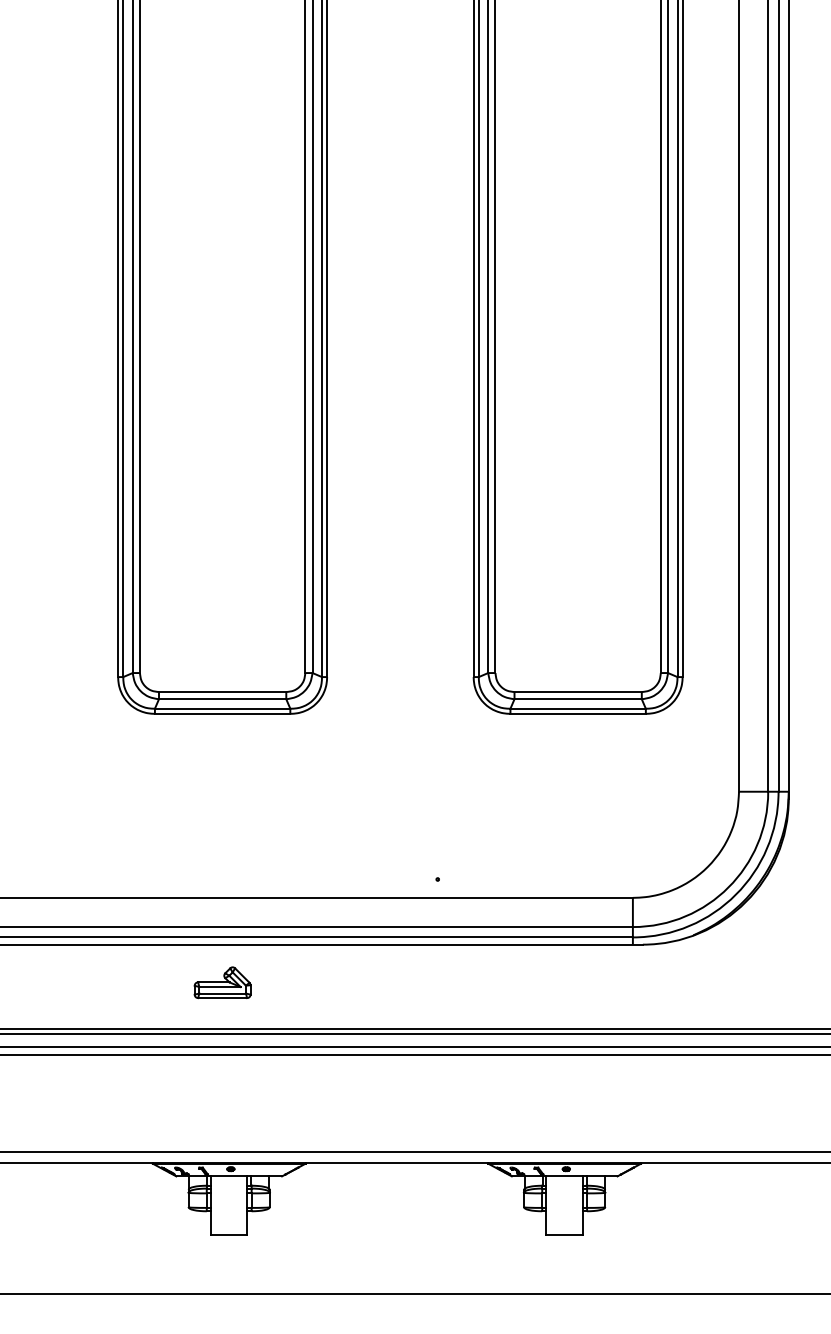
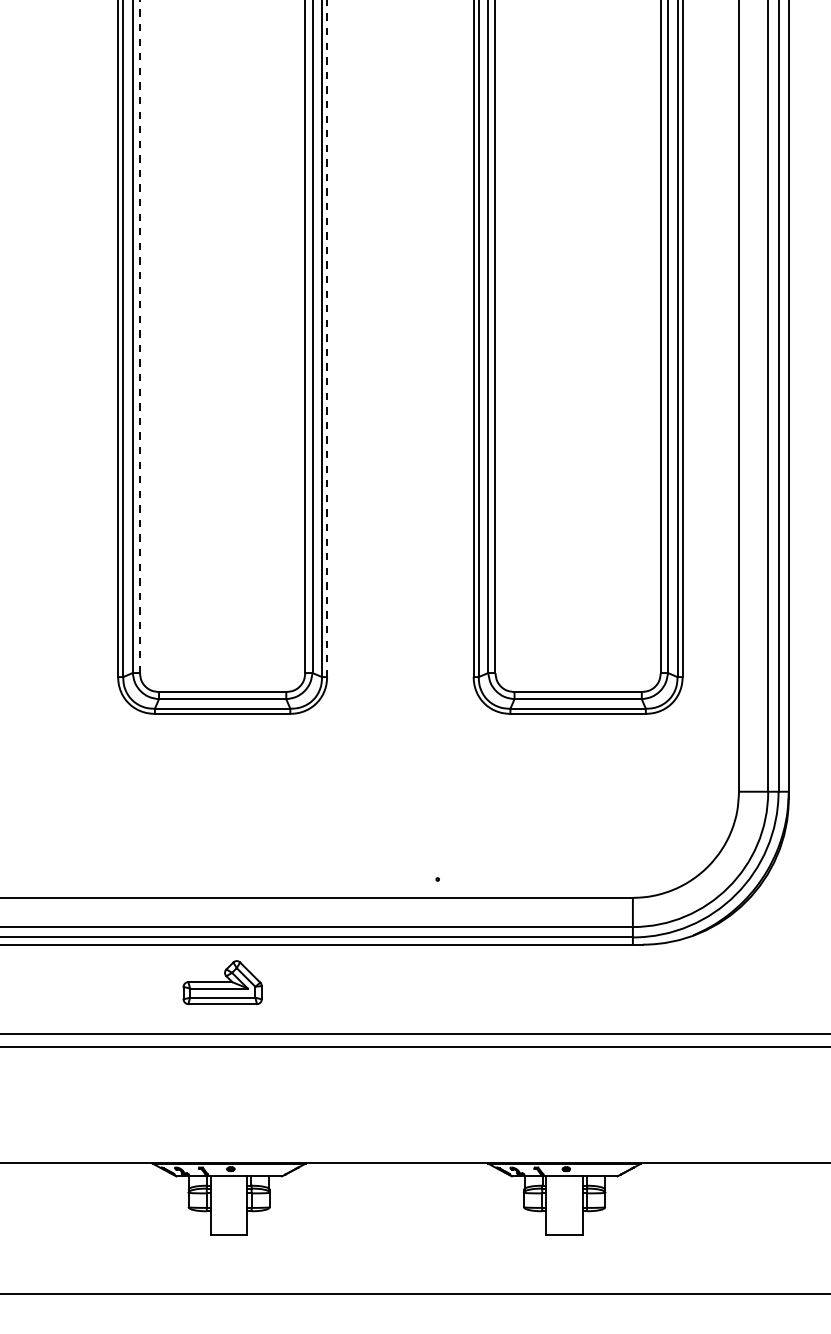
line: solid -> dashed (139, 336)
line: solid -> dashed (327, 338)
part size: 59x34 px -> 81x46 px (222, 982)
line: present -> none (414, 1029)
line: present -> none (414, 1055)
line: present -> none (414, 1151)
